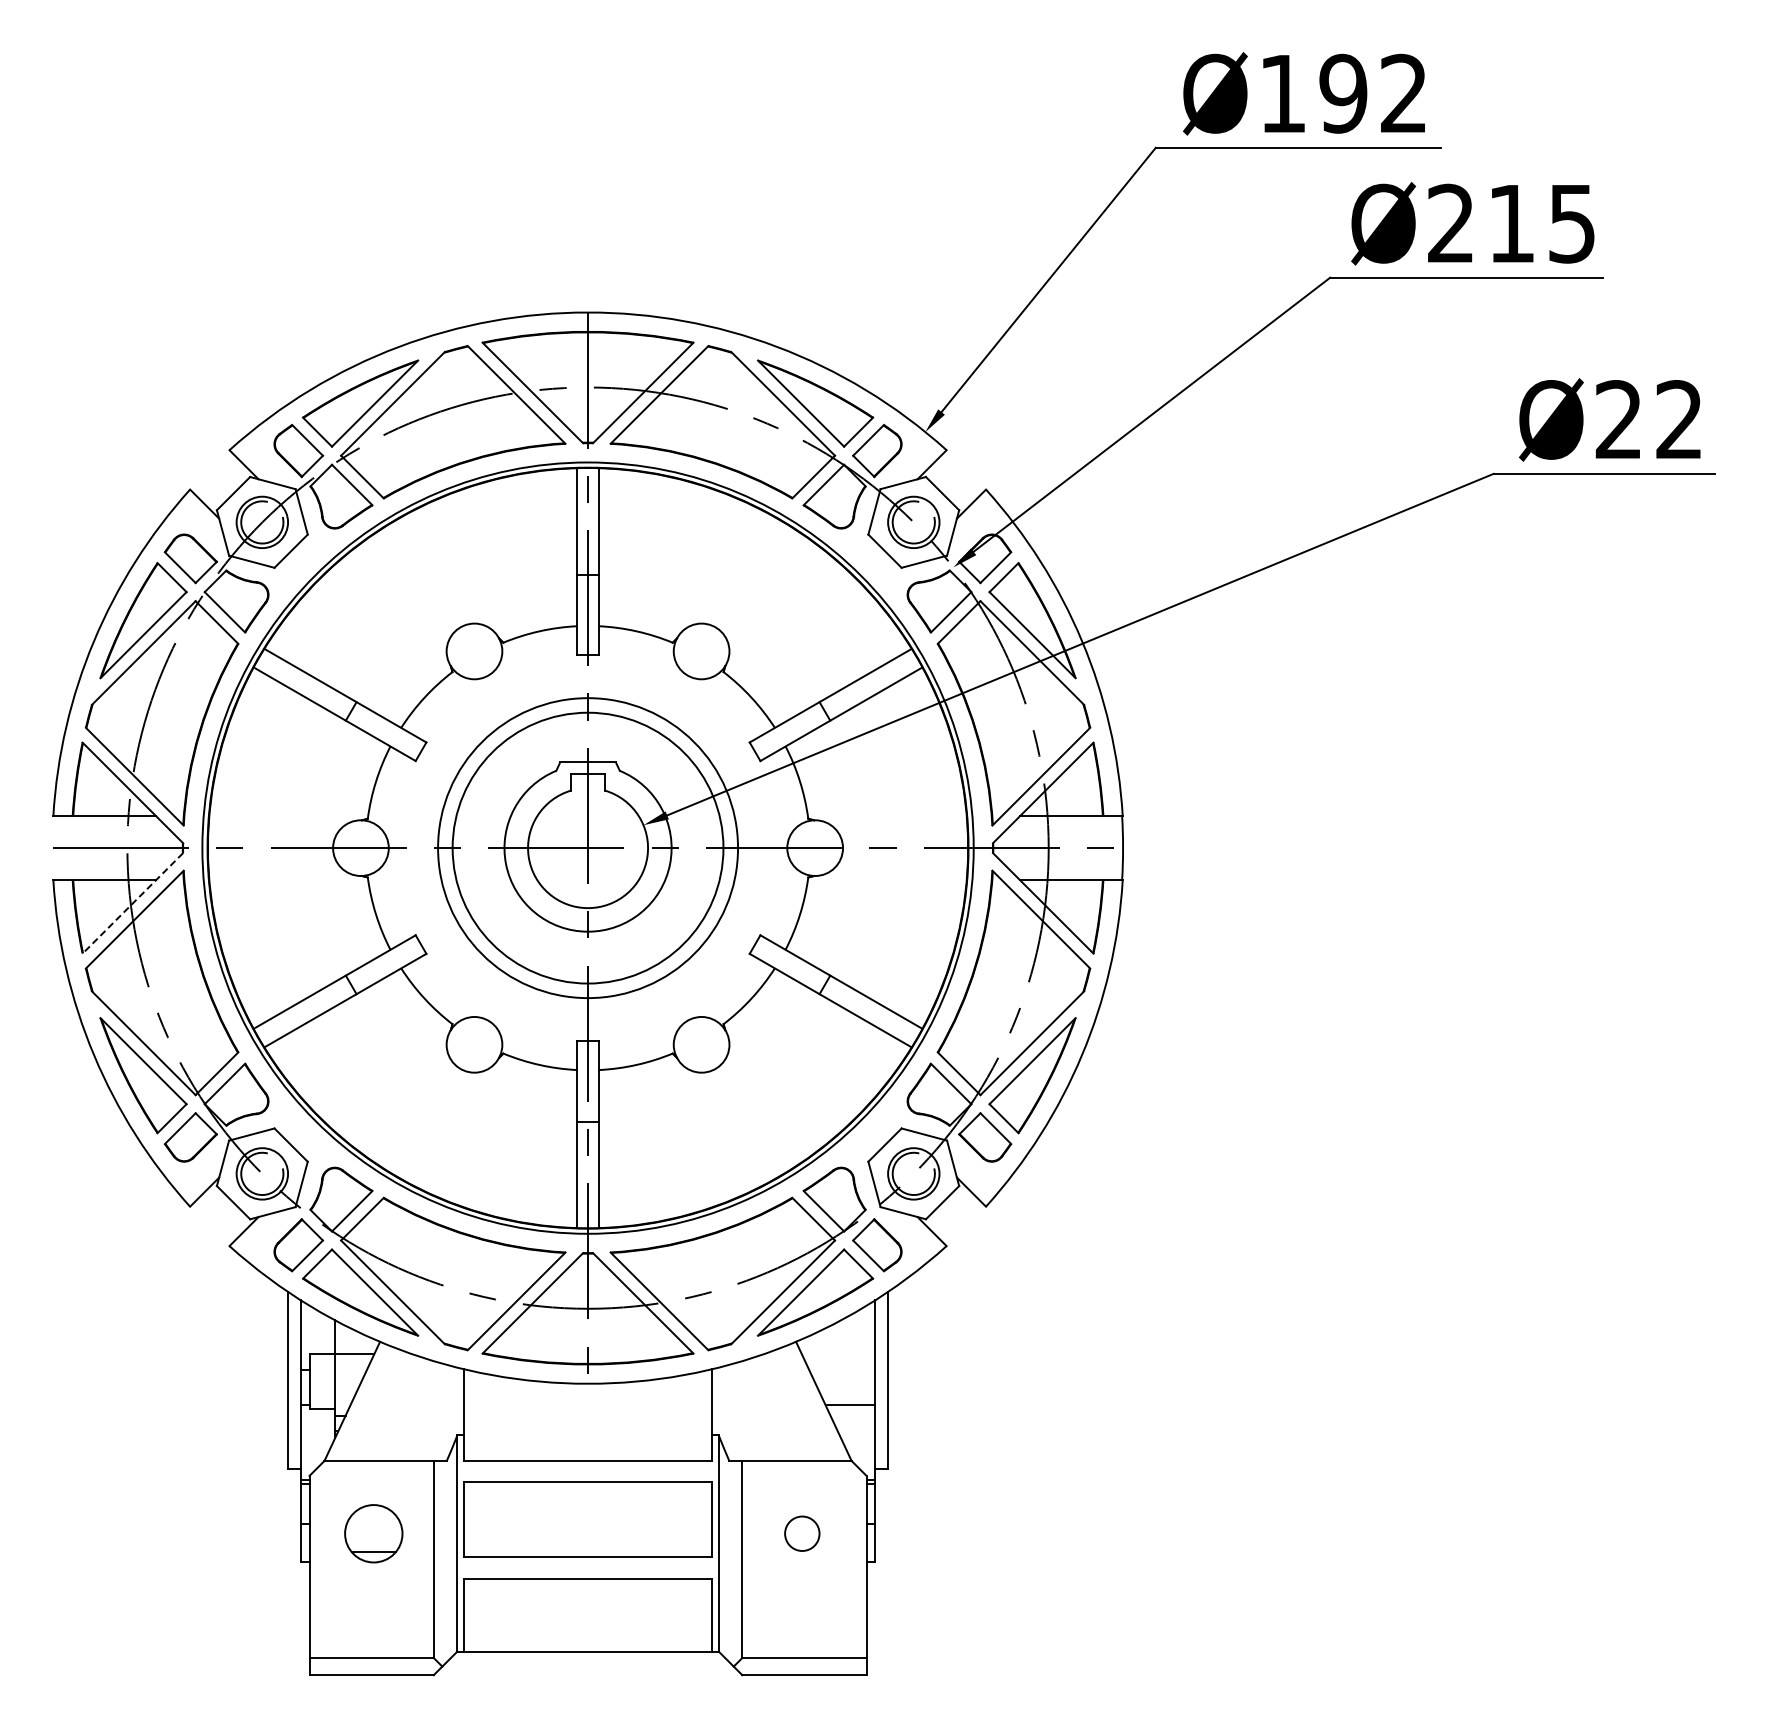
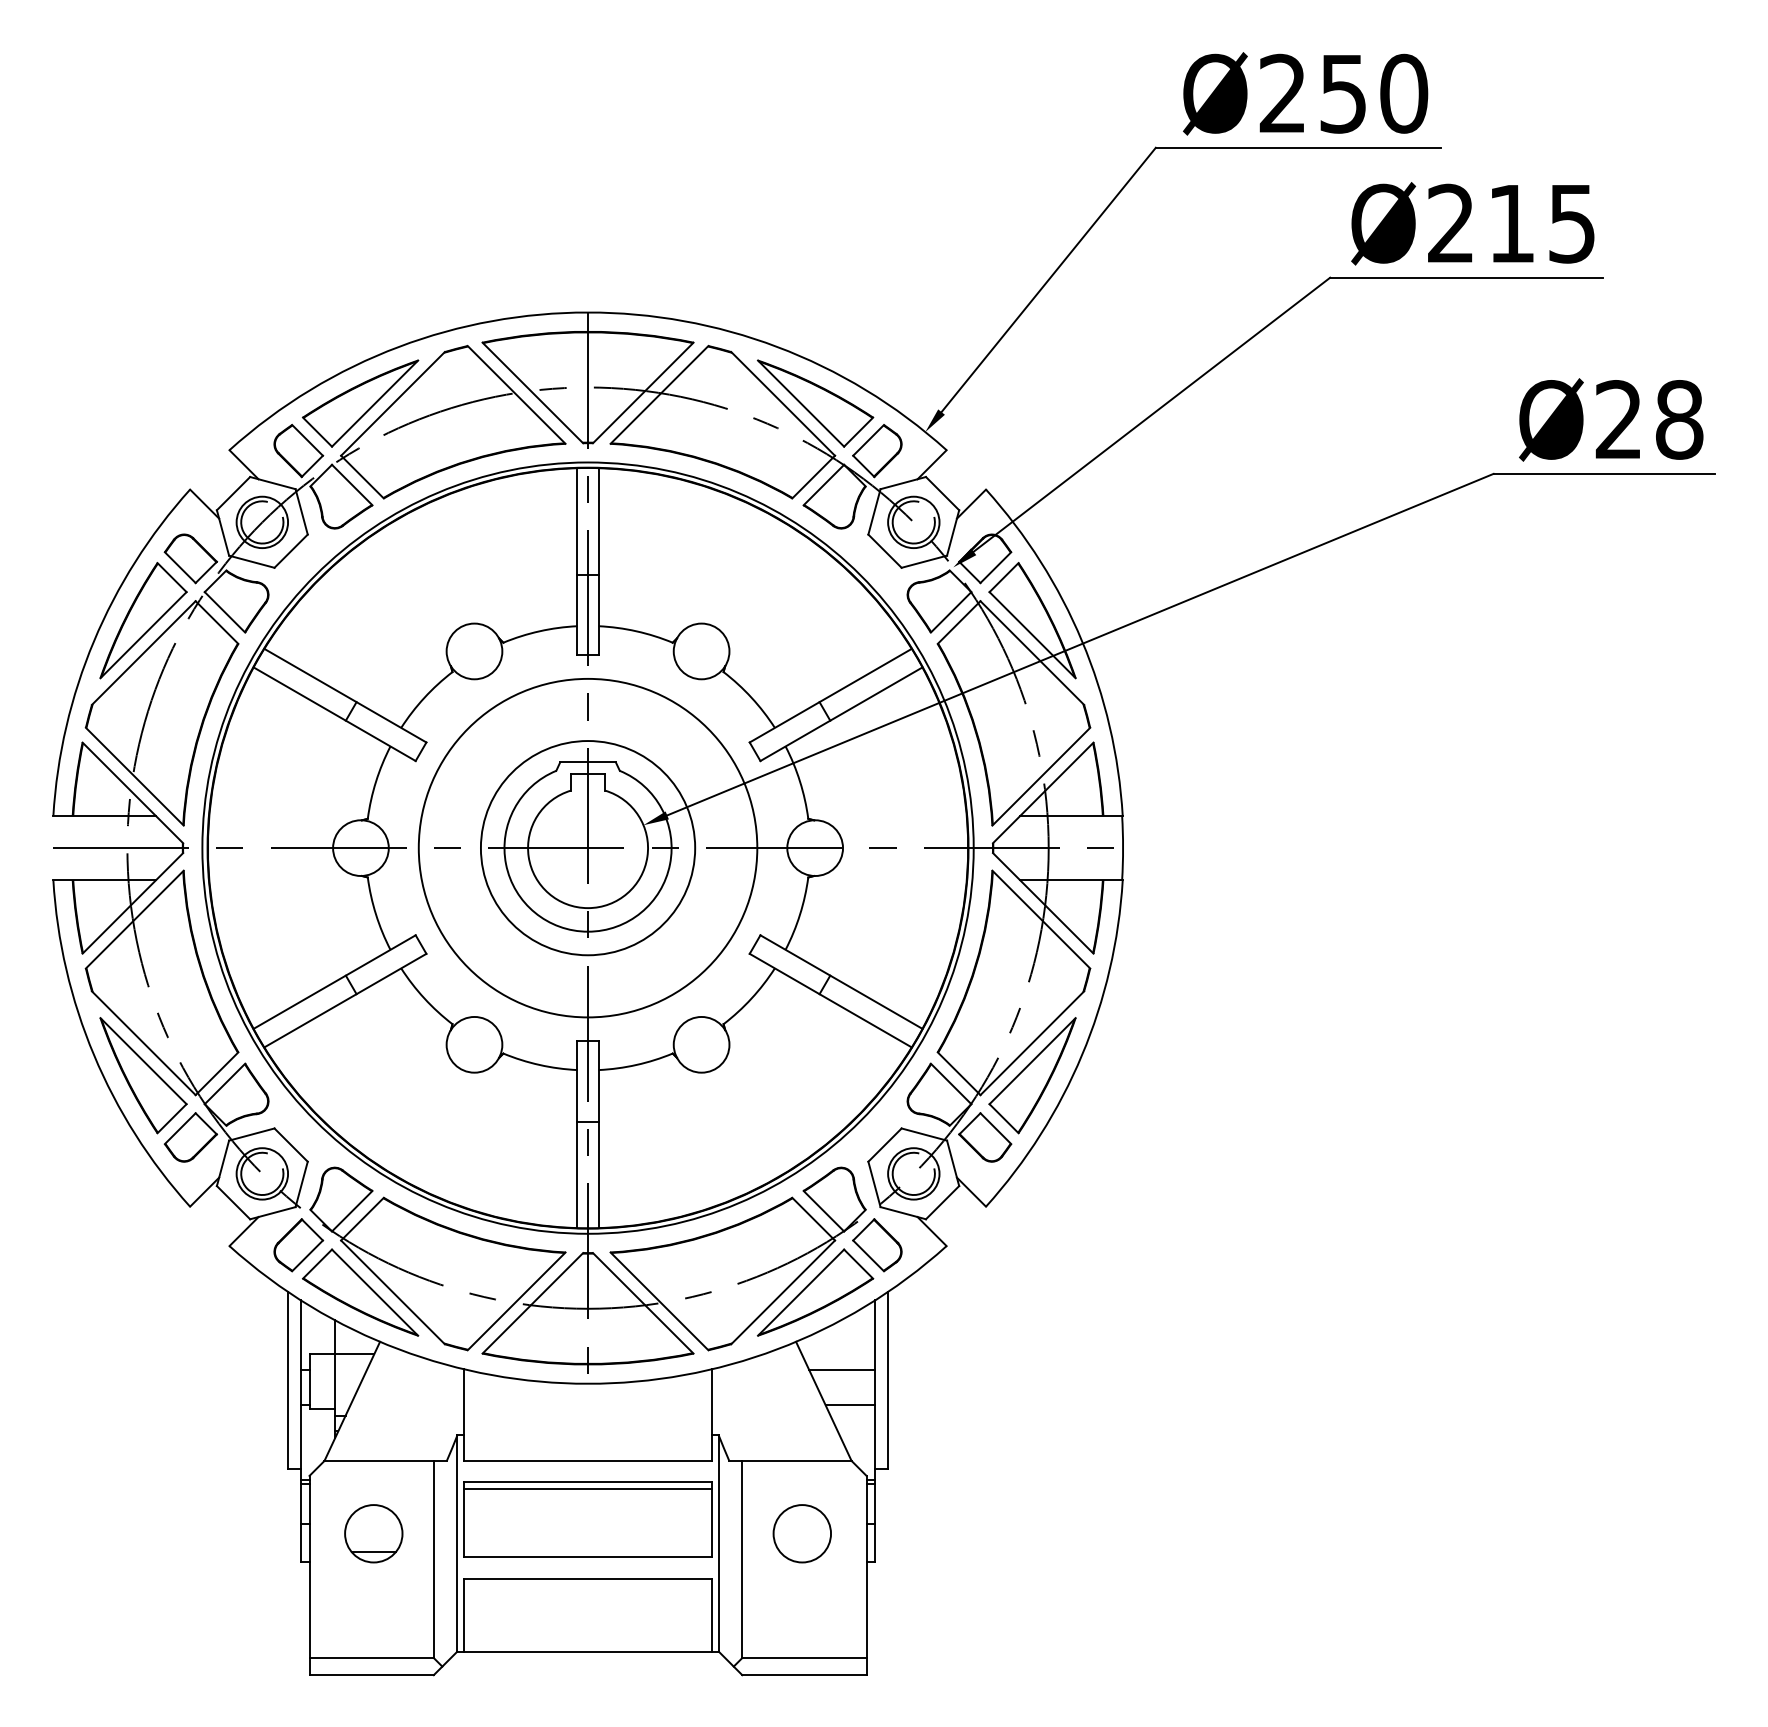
text: Ø192 -> Ø250 (1343, 93)
text: Ø22 -> Ø28 (1679, 419)
circle diameter: 271 px -> 339 px (587, 847)
circle diameter: 300 px -> 214 px (587, 848)
line: dashed -> solid (132, 903)
line: none -> present (842, 1370)
line: none -> present (587, 1488)
circle diameter: 34 px -> 57 px (802, 1533)
